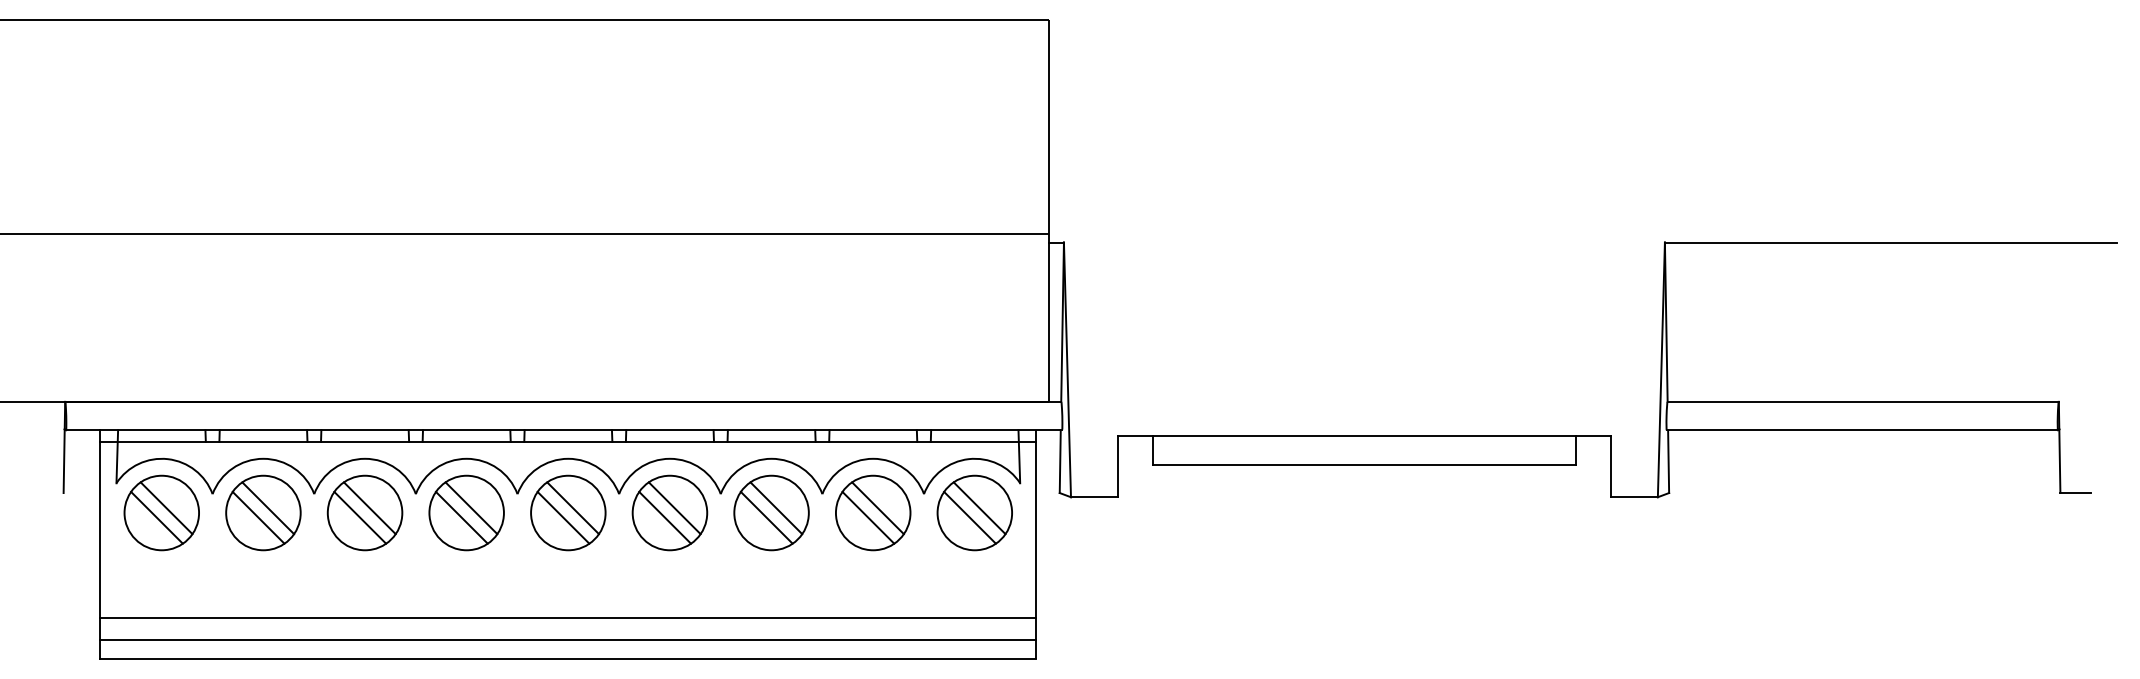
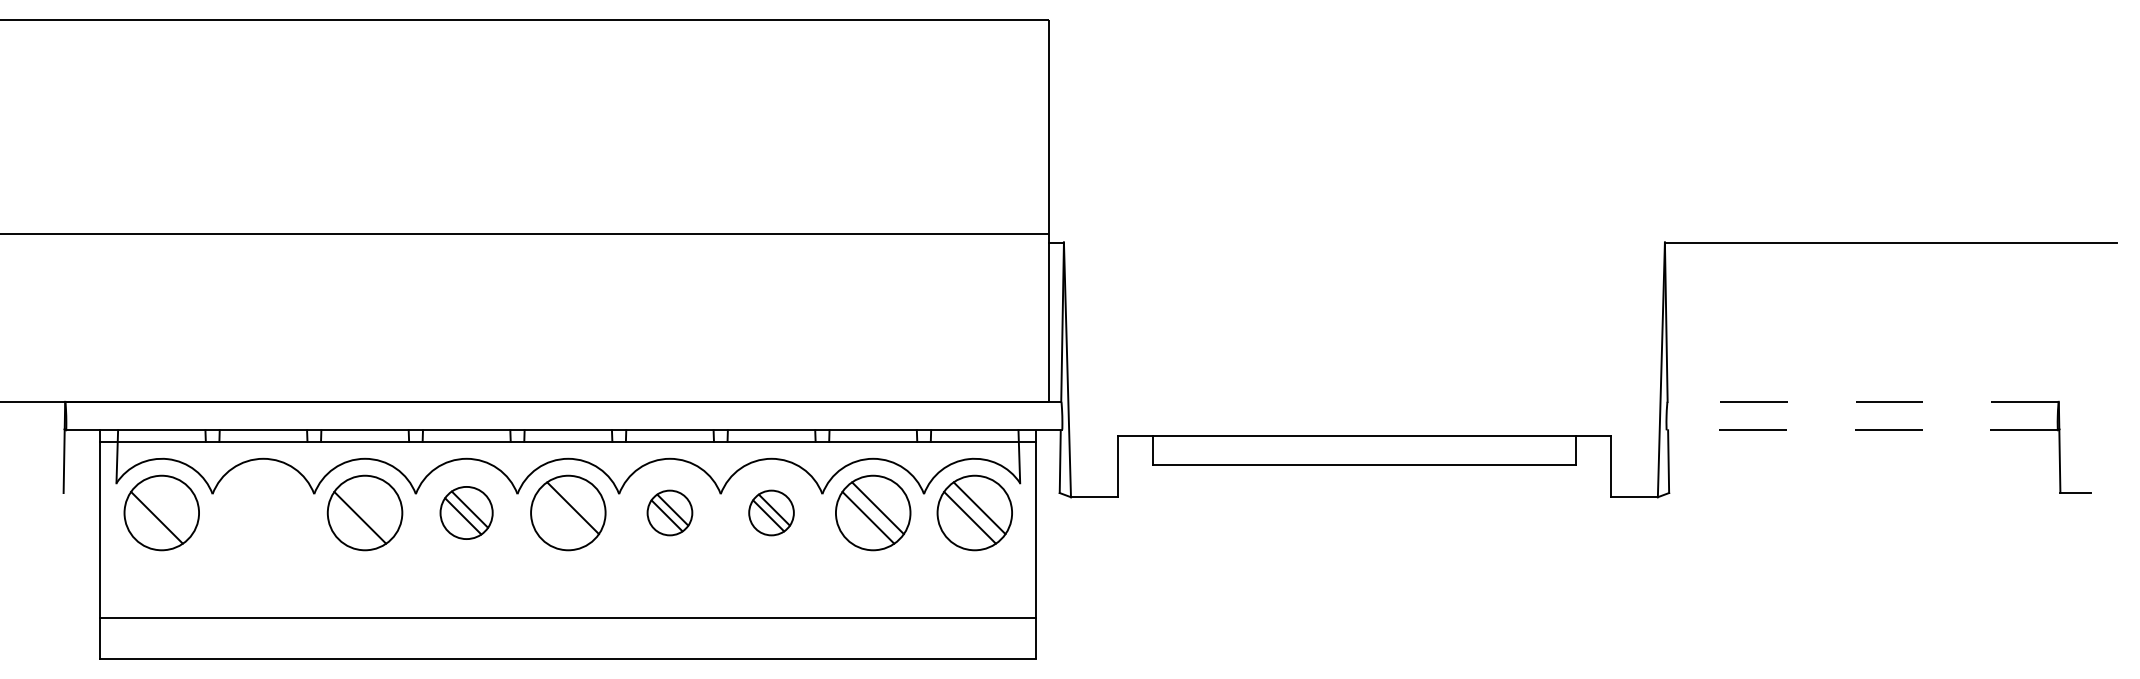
line: solid -> dashed (1863, 401)
line: solid -> dashed (1862, 430)
line: present -> none (166, 508)
line: present -> none (369, 508)
part: present -> none (263, 512)
part size: 77x78 px -> 55x54 px (466, 512)
part size: 78x78 px -> 48x48 px (669, 512)
part size: 77x78 px -> 47x48 px (771, 512)
line: present -> none (563, 517)
line: present -> none (568, 640)
